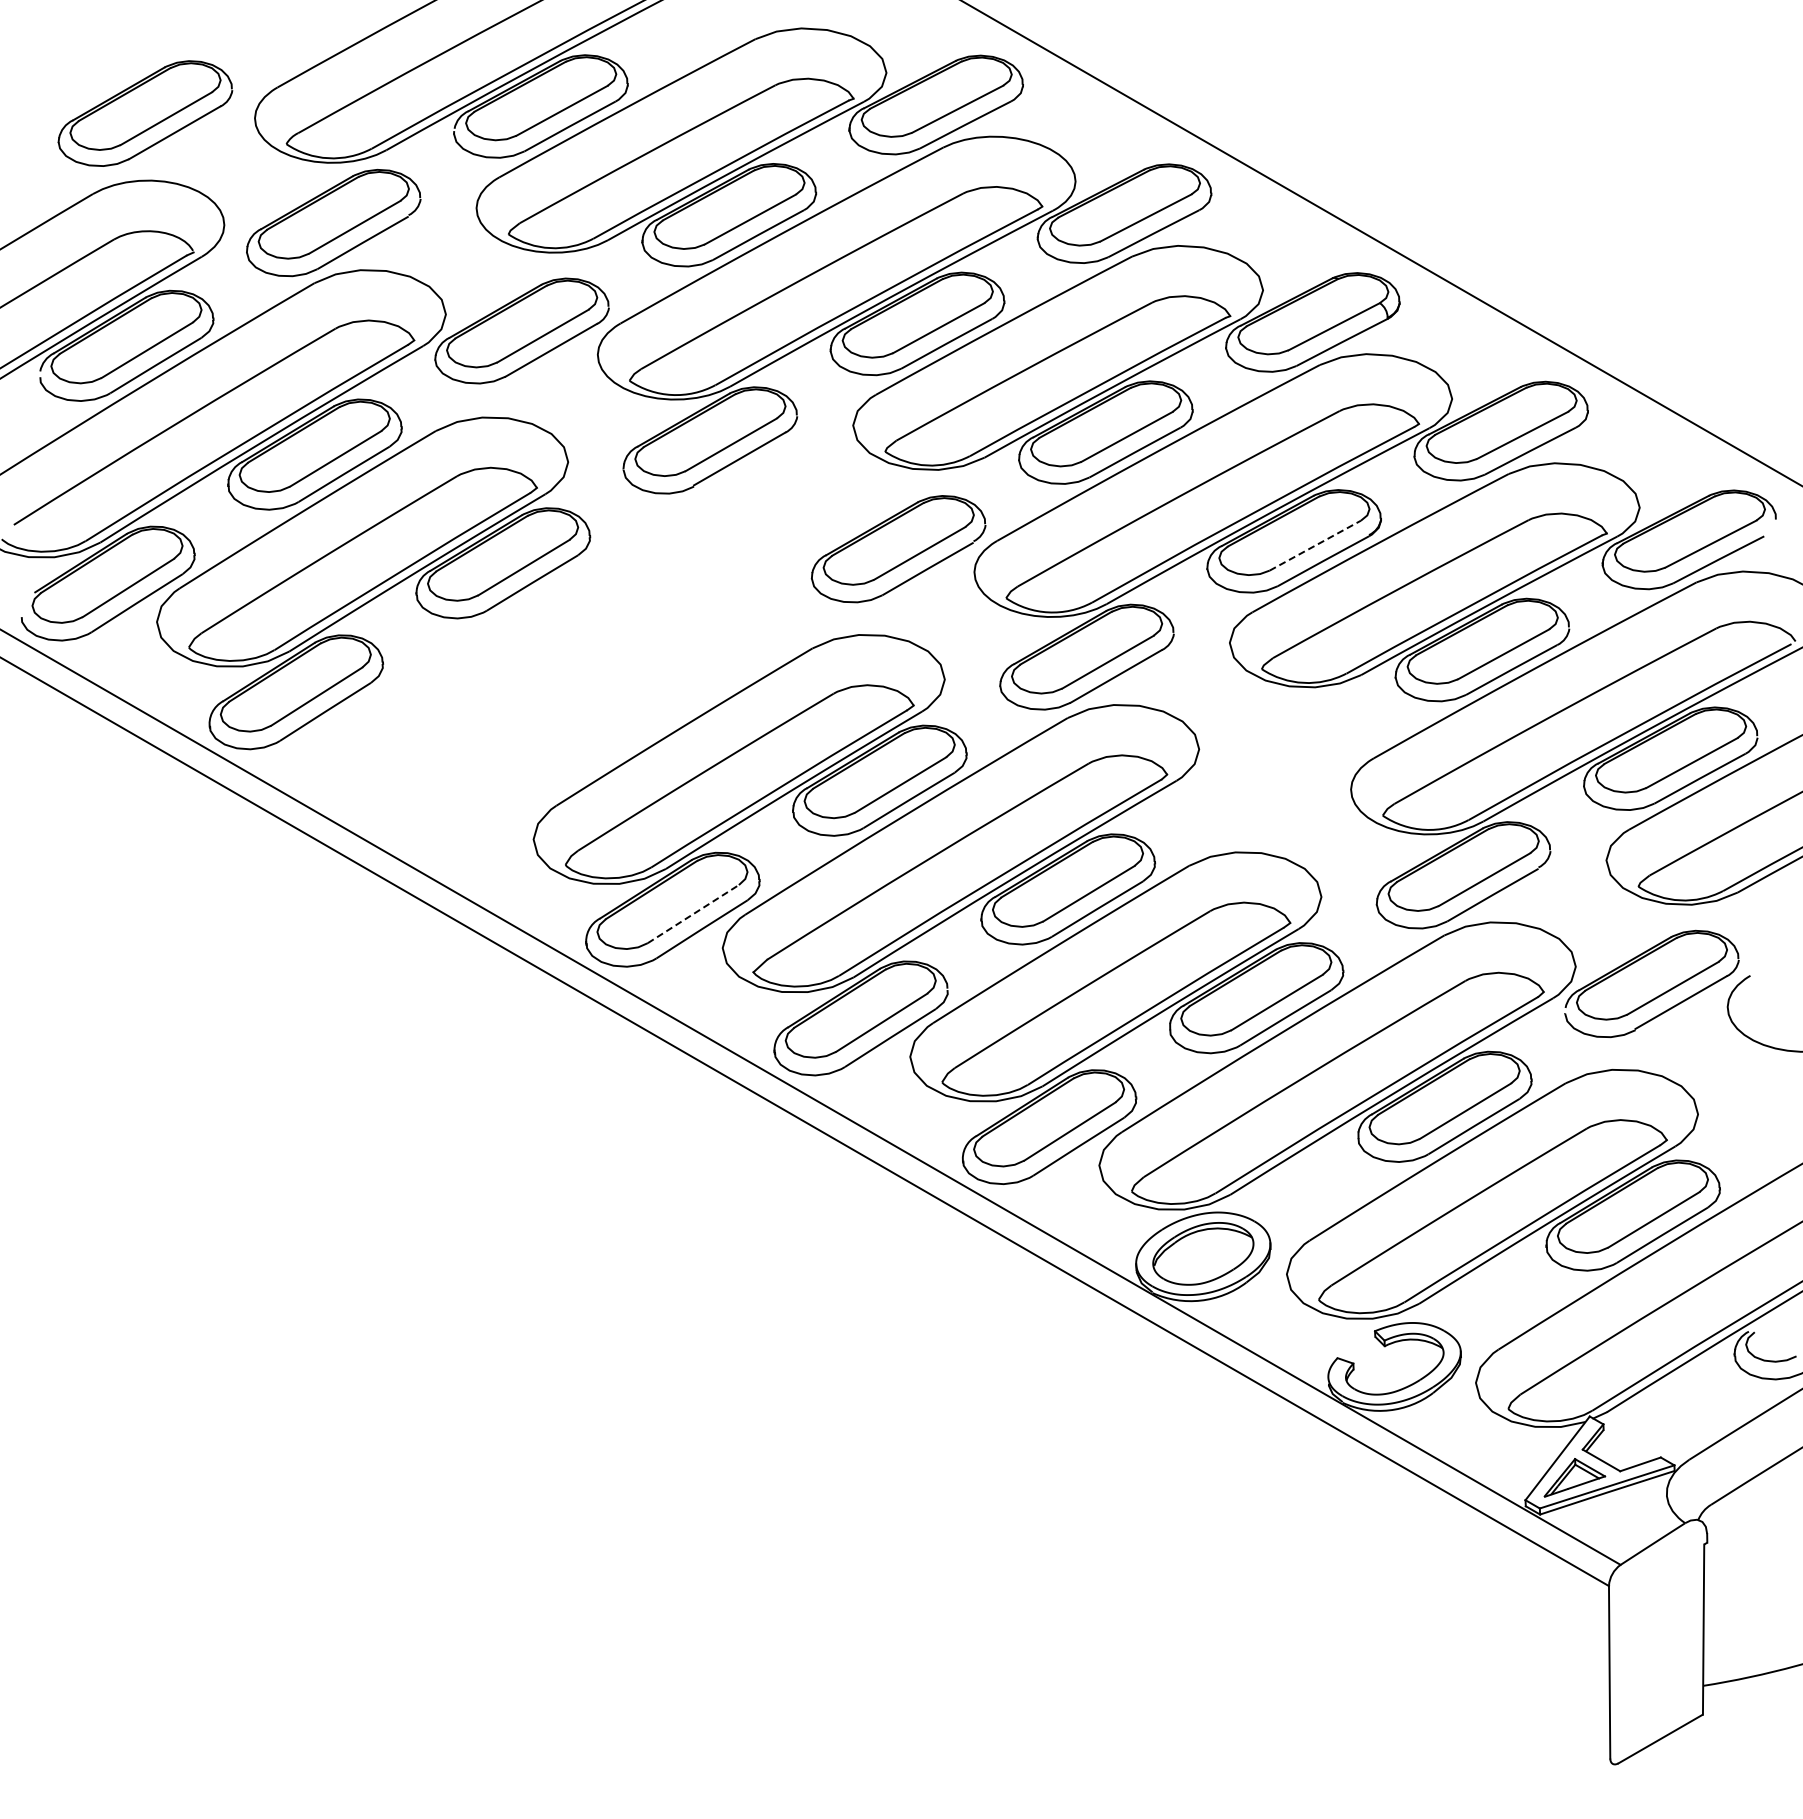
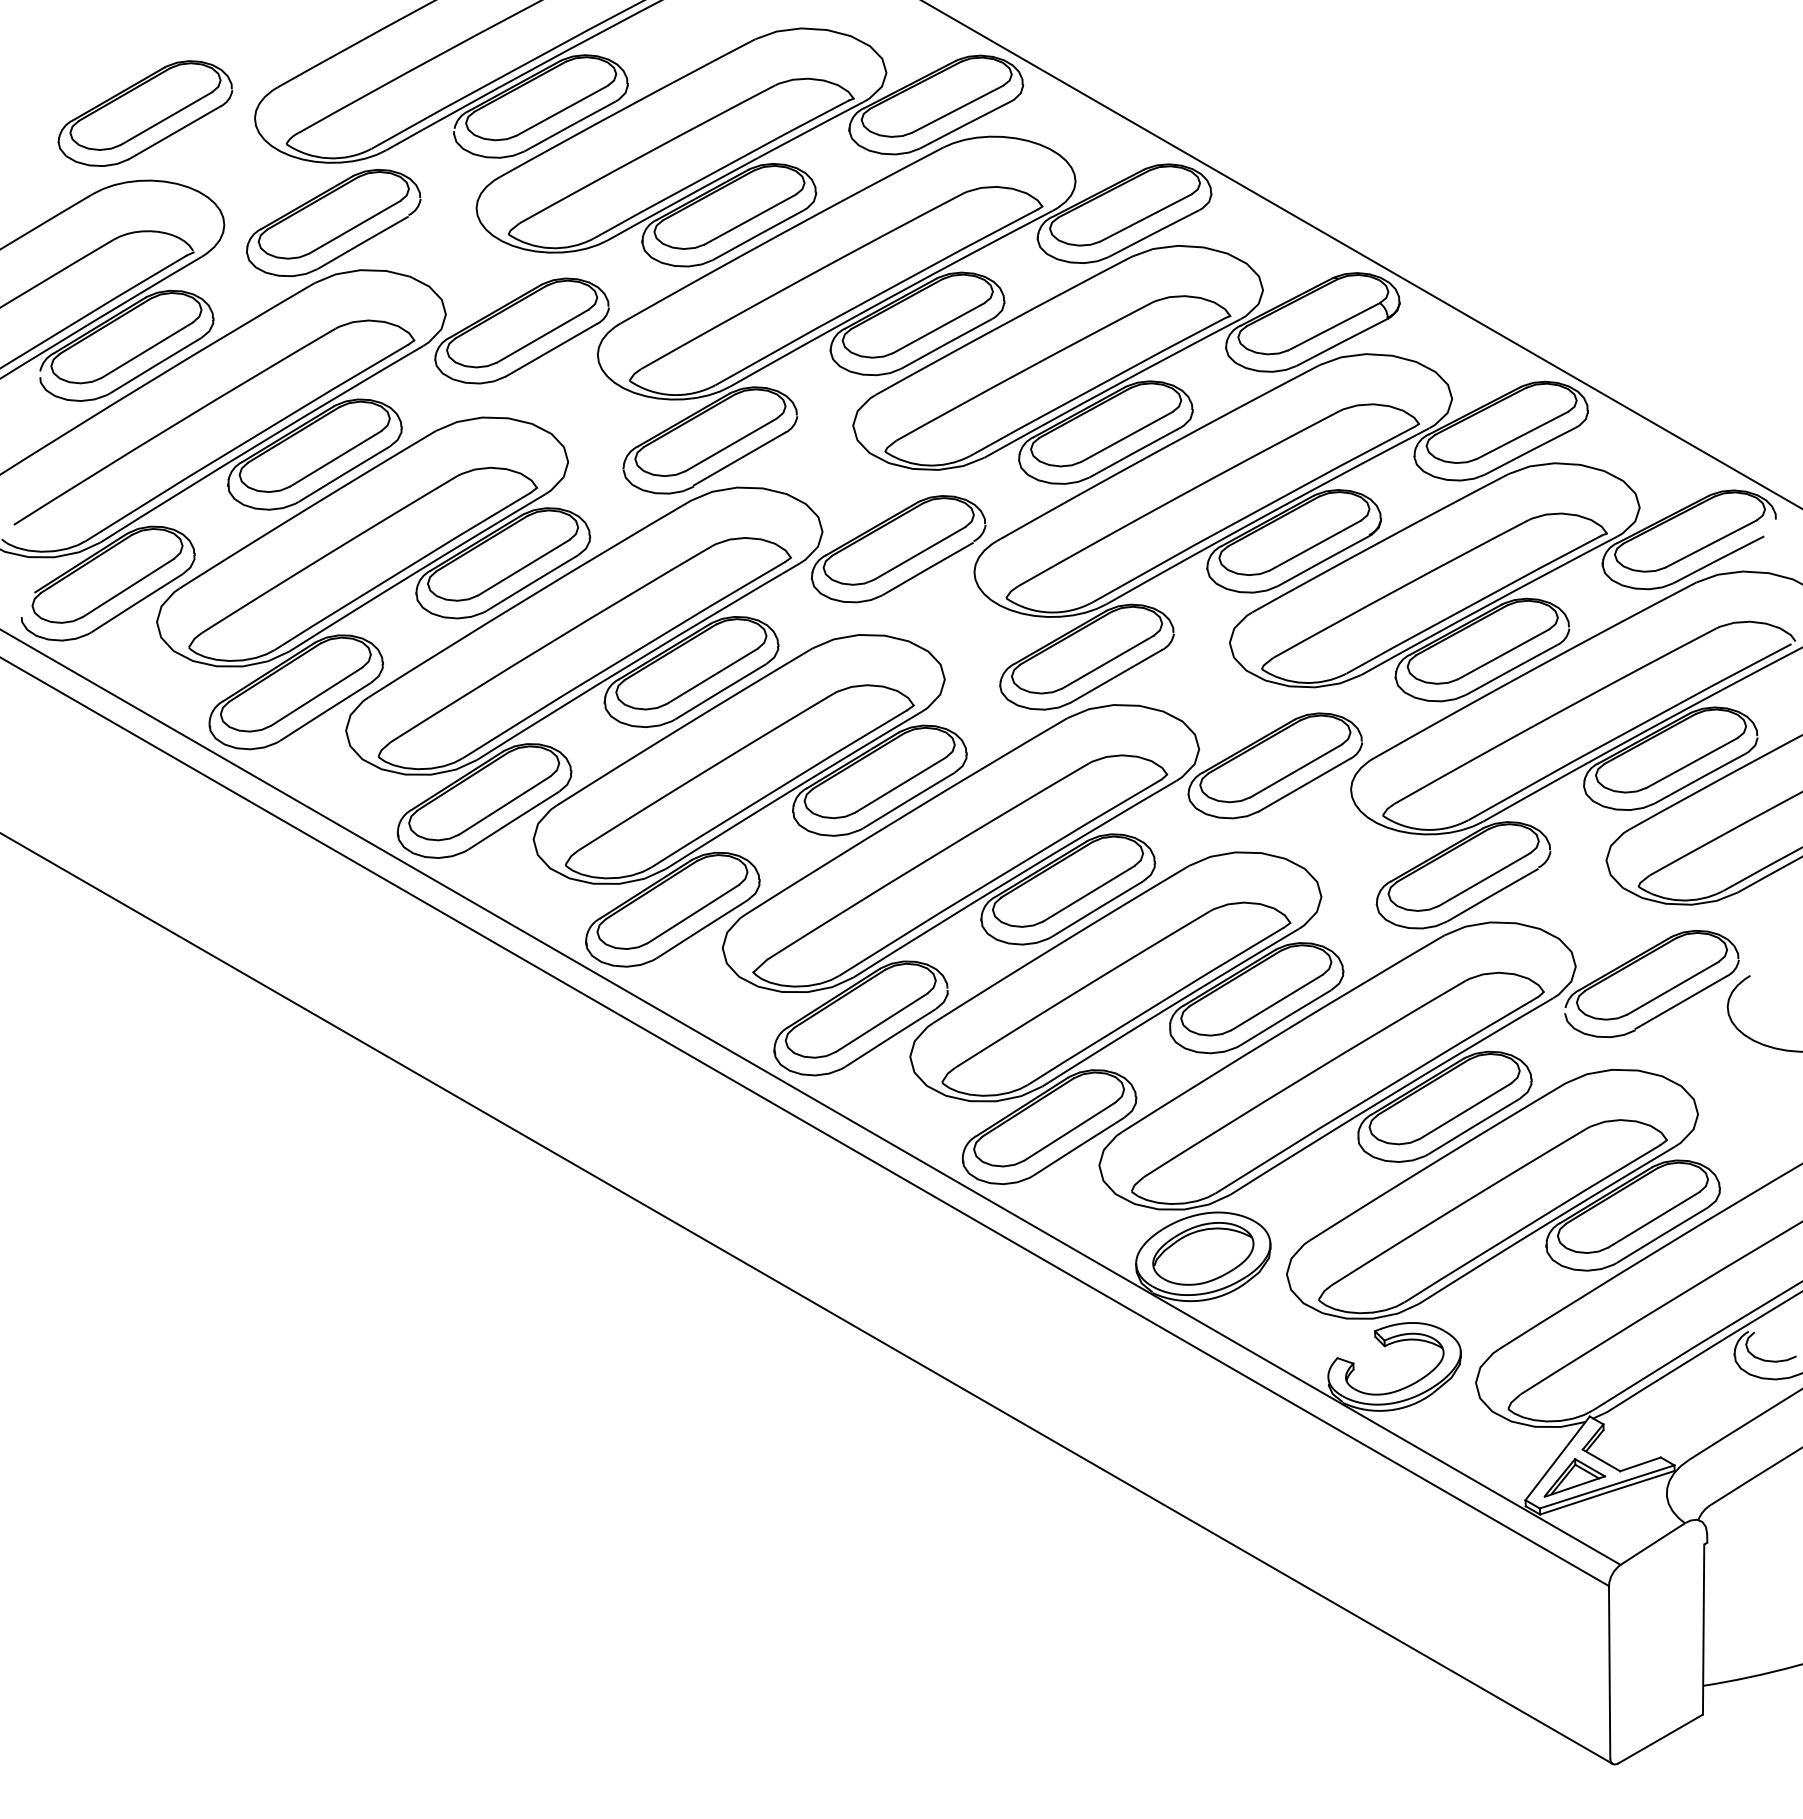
line position: (1381, 243) -> (1361, 254) (1361, 254)
line: dashed -> solid (1315, 545)
part: none -> present (584, 672)
part: none -> present (1274, 765)
line: dashed -> solid (693, 913)
line: none -> present (807, 1298)
